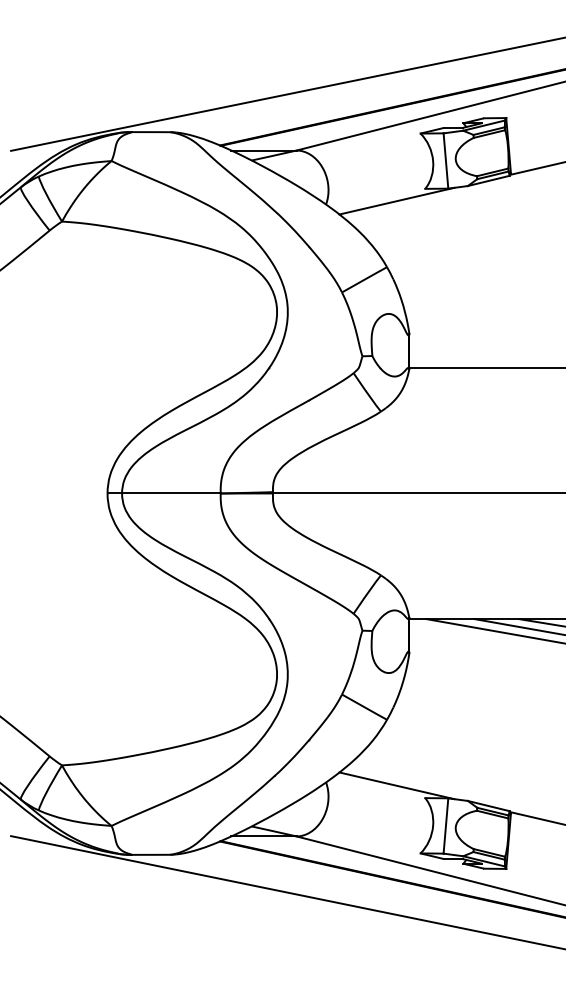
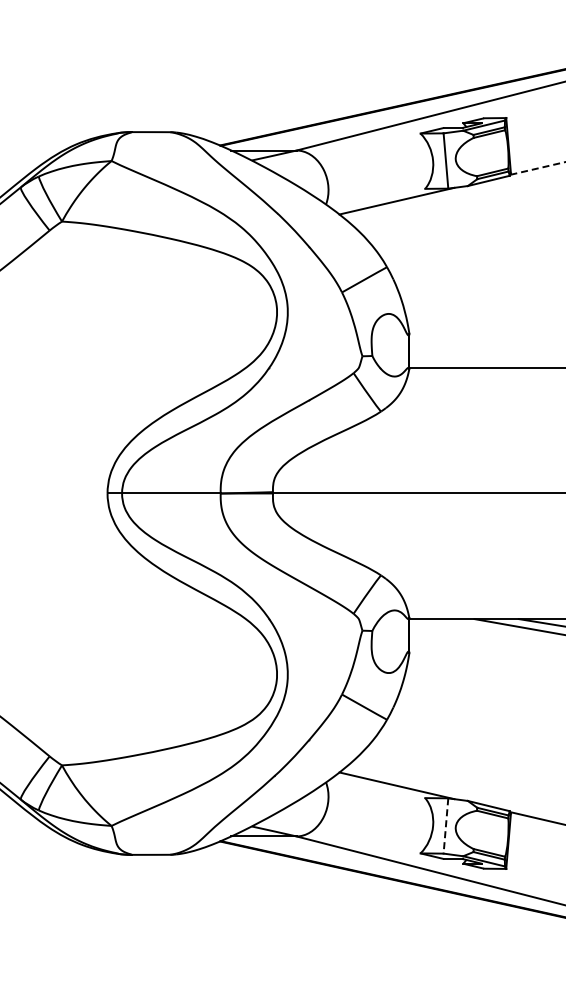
line: present -> none (286, 94)
line: solid -> dashed (537, 168)
line: present -> none (494, 631)
line: solid -> dashed (445, 825)
line: present -> none (286, 892)
